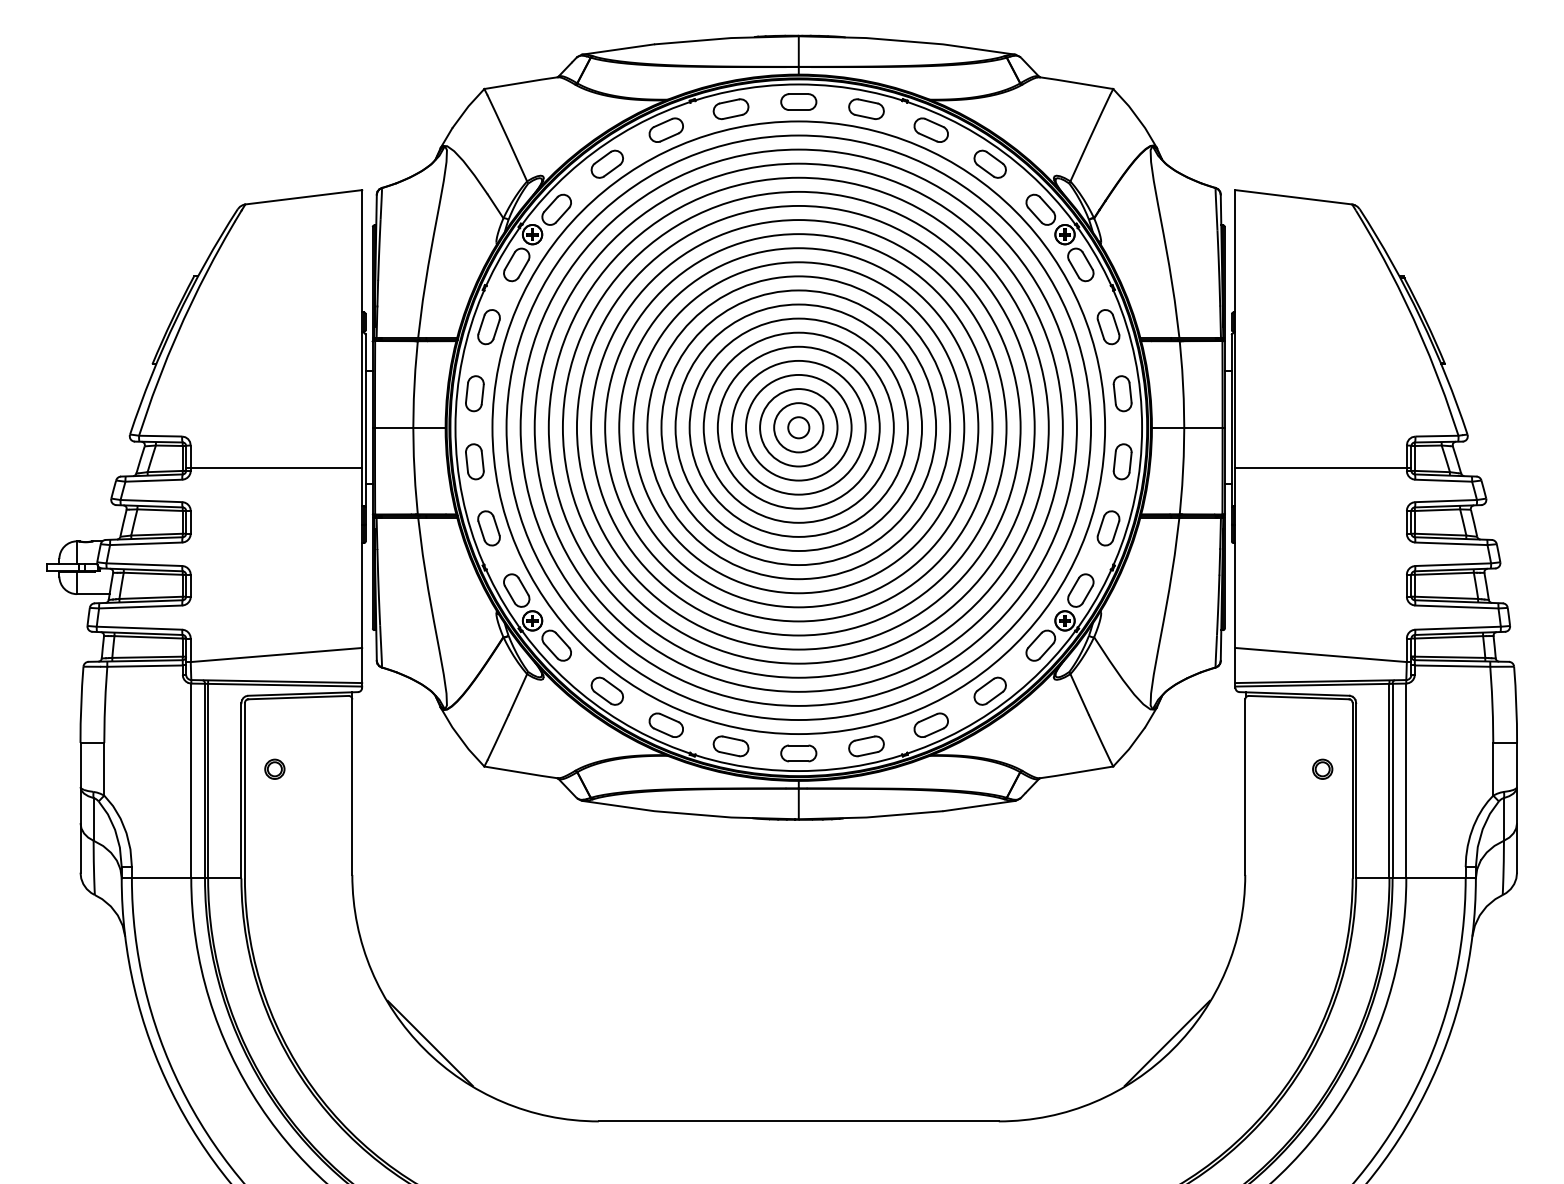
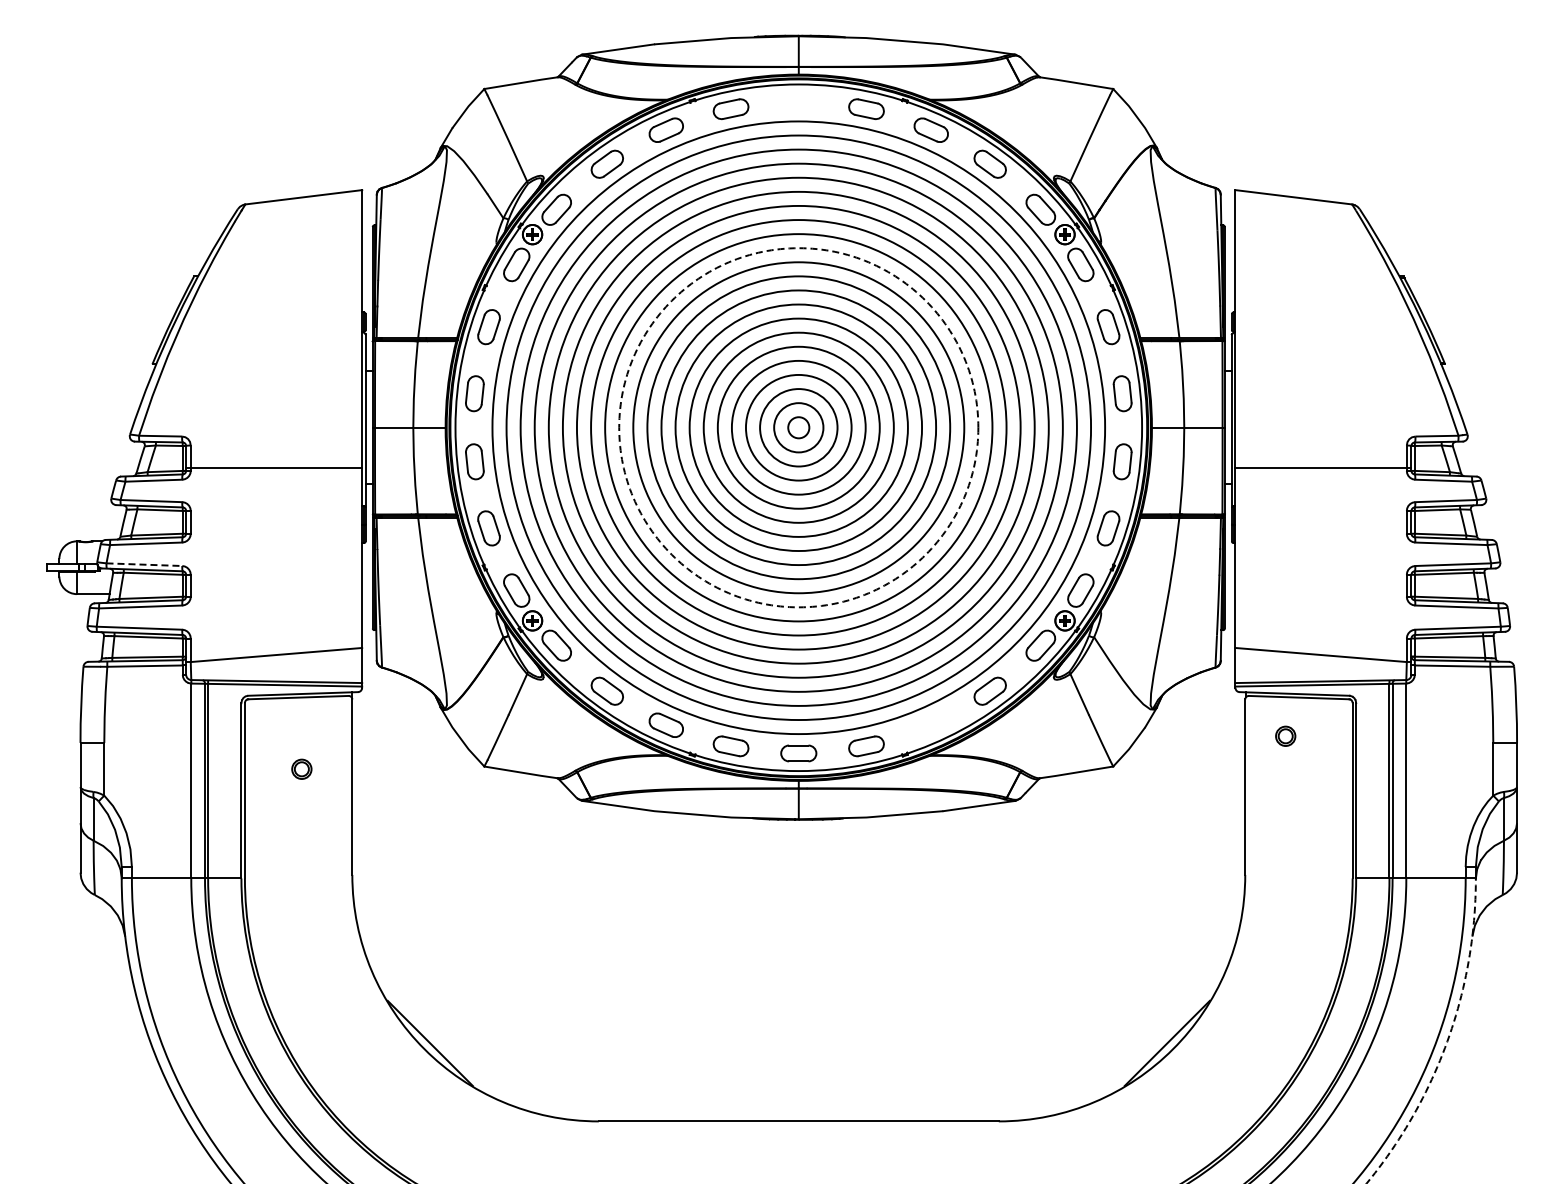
part: present -> none (798, 101)
circle: solid -> dashed (798, 427)
line: solid -> dashed (144, 564)
part: present -> none (930, 724)
part position: (274, 768) -> (301, 768) (301, 768)
part position: (1322, 768) -> (1285, 735) (1285, 735)
arc: solid -> dashed (1447, 1040)
